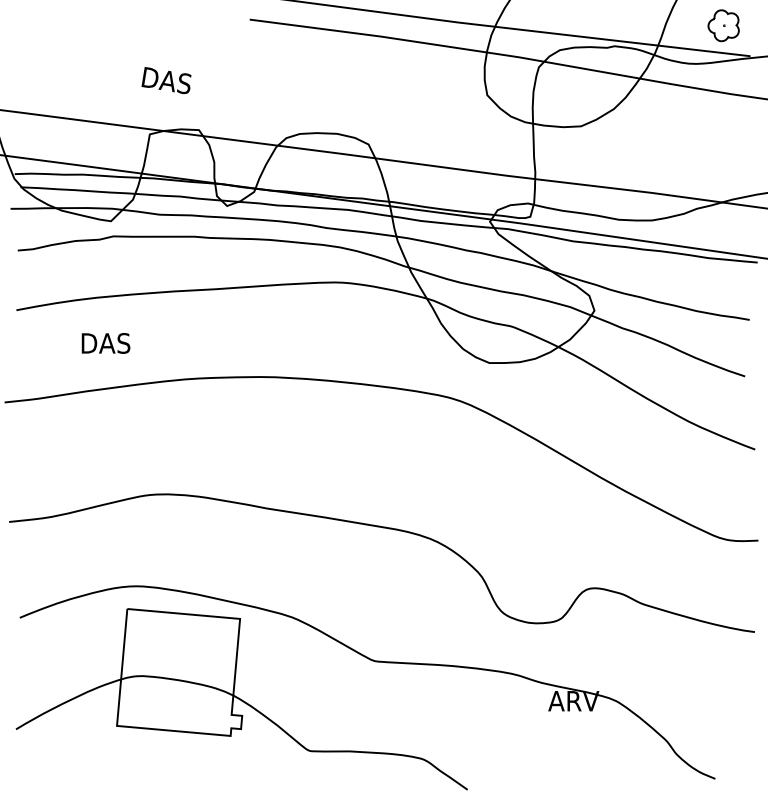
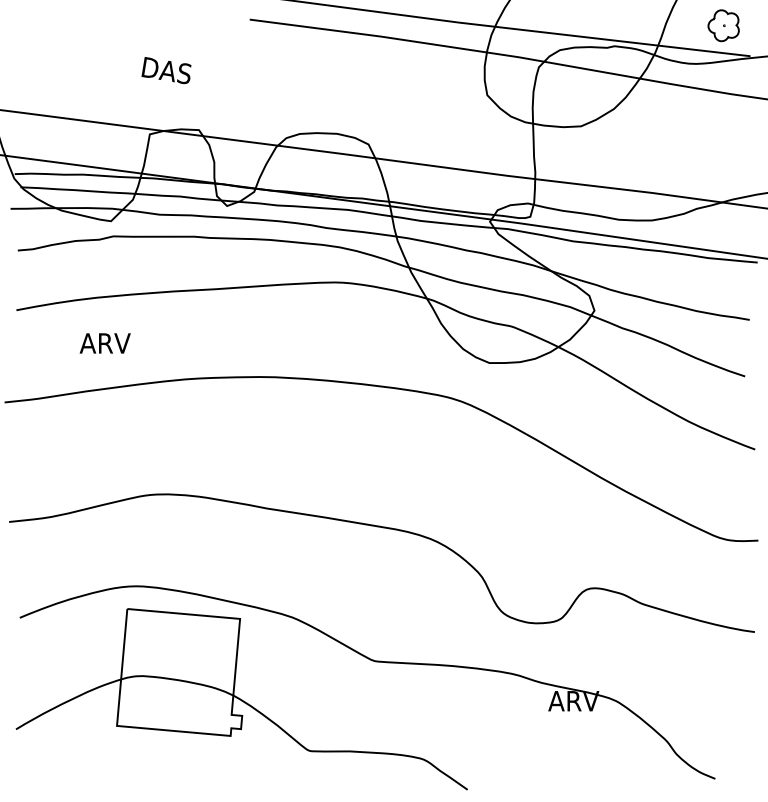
text position: (166, 80) -> (166, 70) (166, 70)
text: DAS -> ARV (104, 343)
